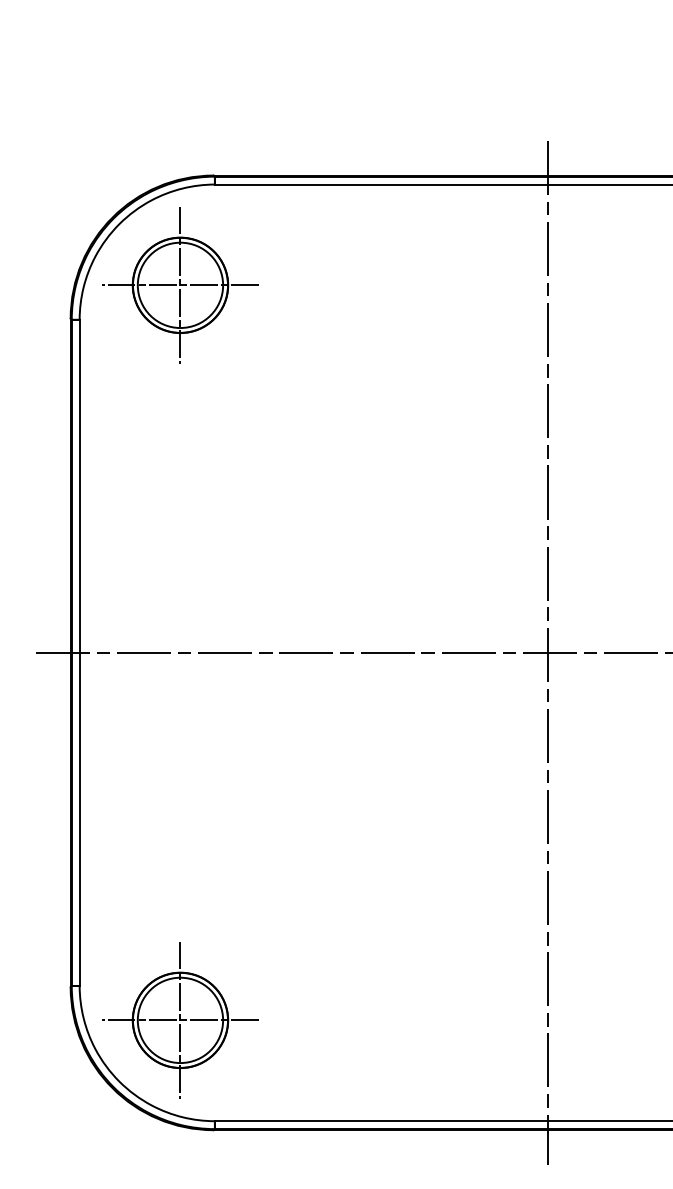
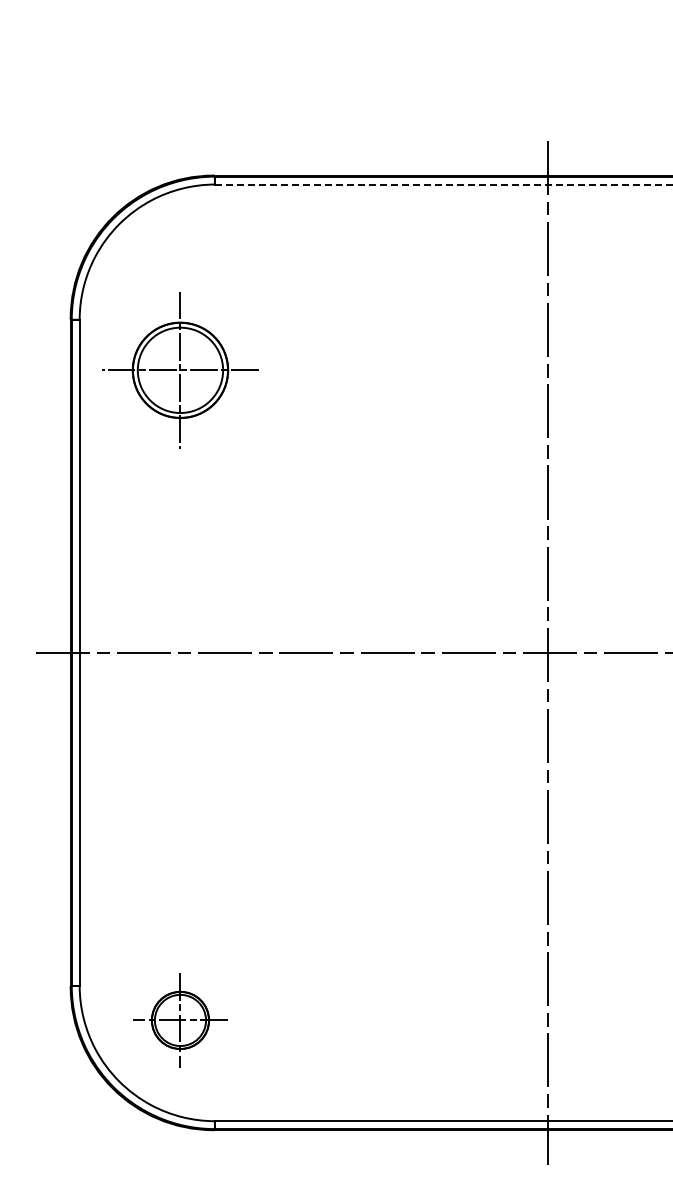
line: solid -> dashed (444, 184)
part position: (180, 285) -> (180, 370) (180, 370)
part size: 157x157 px -> 95x95 px (180, 1020)
